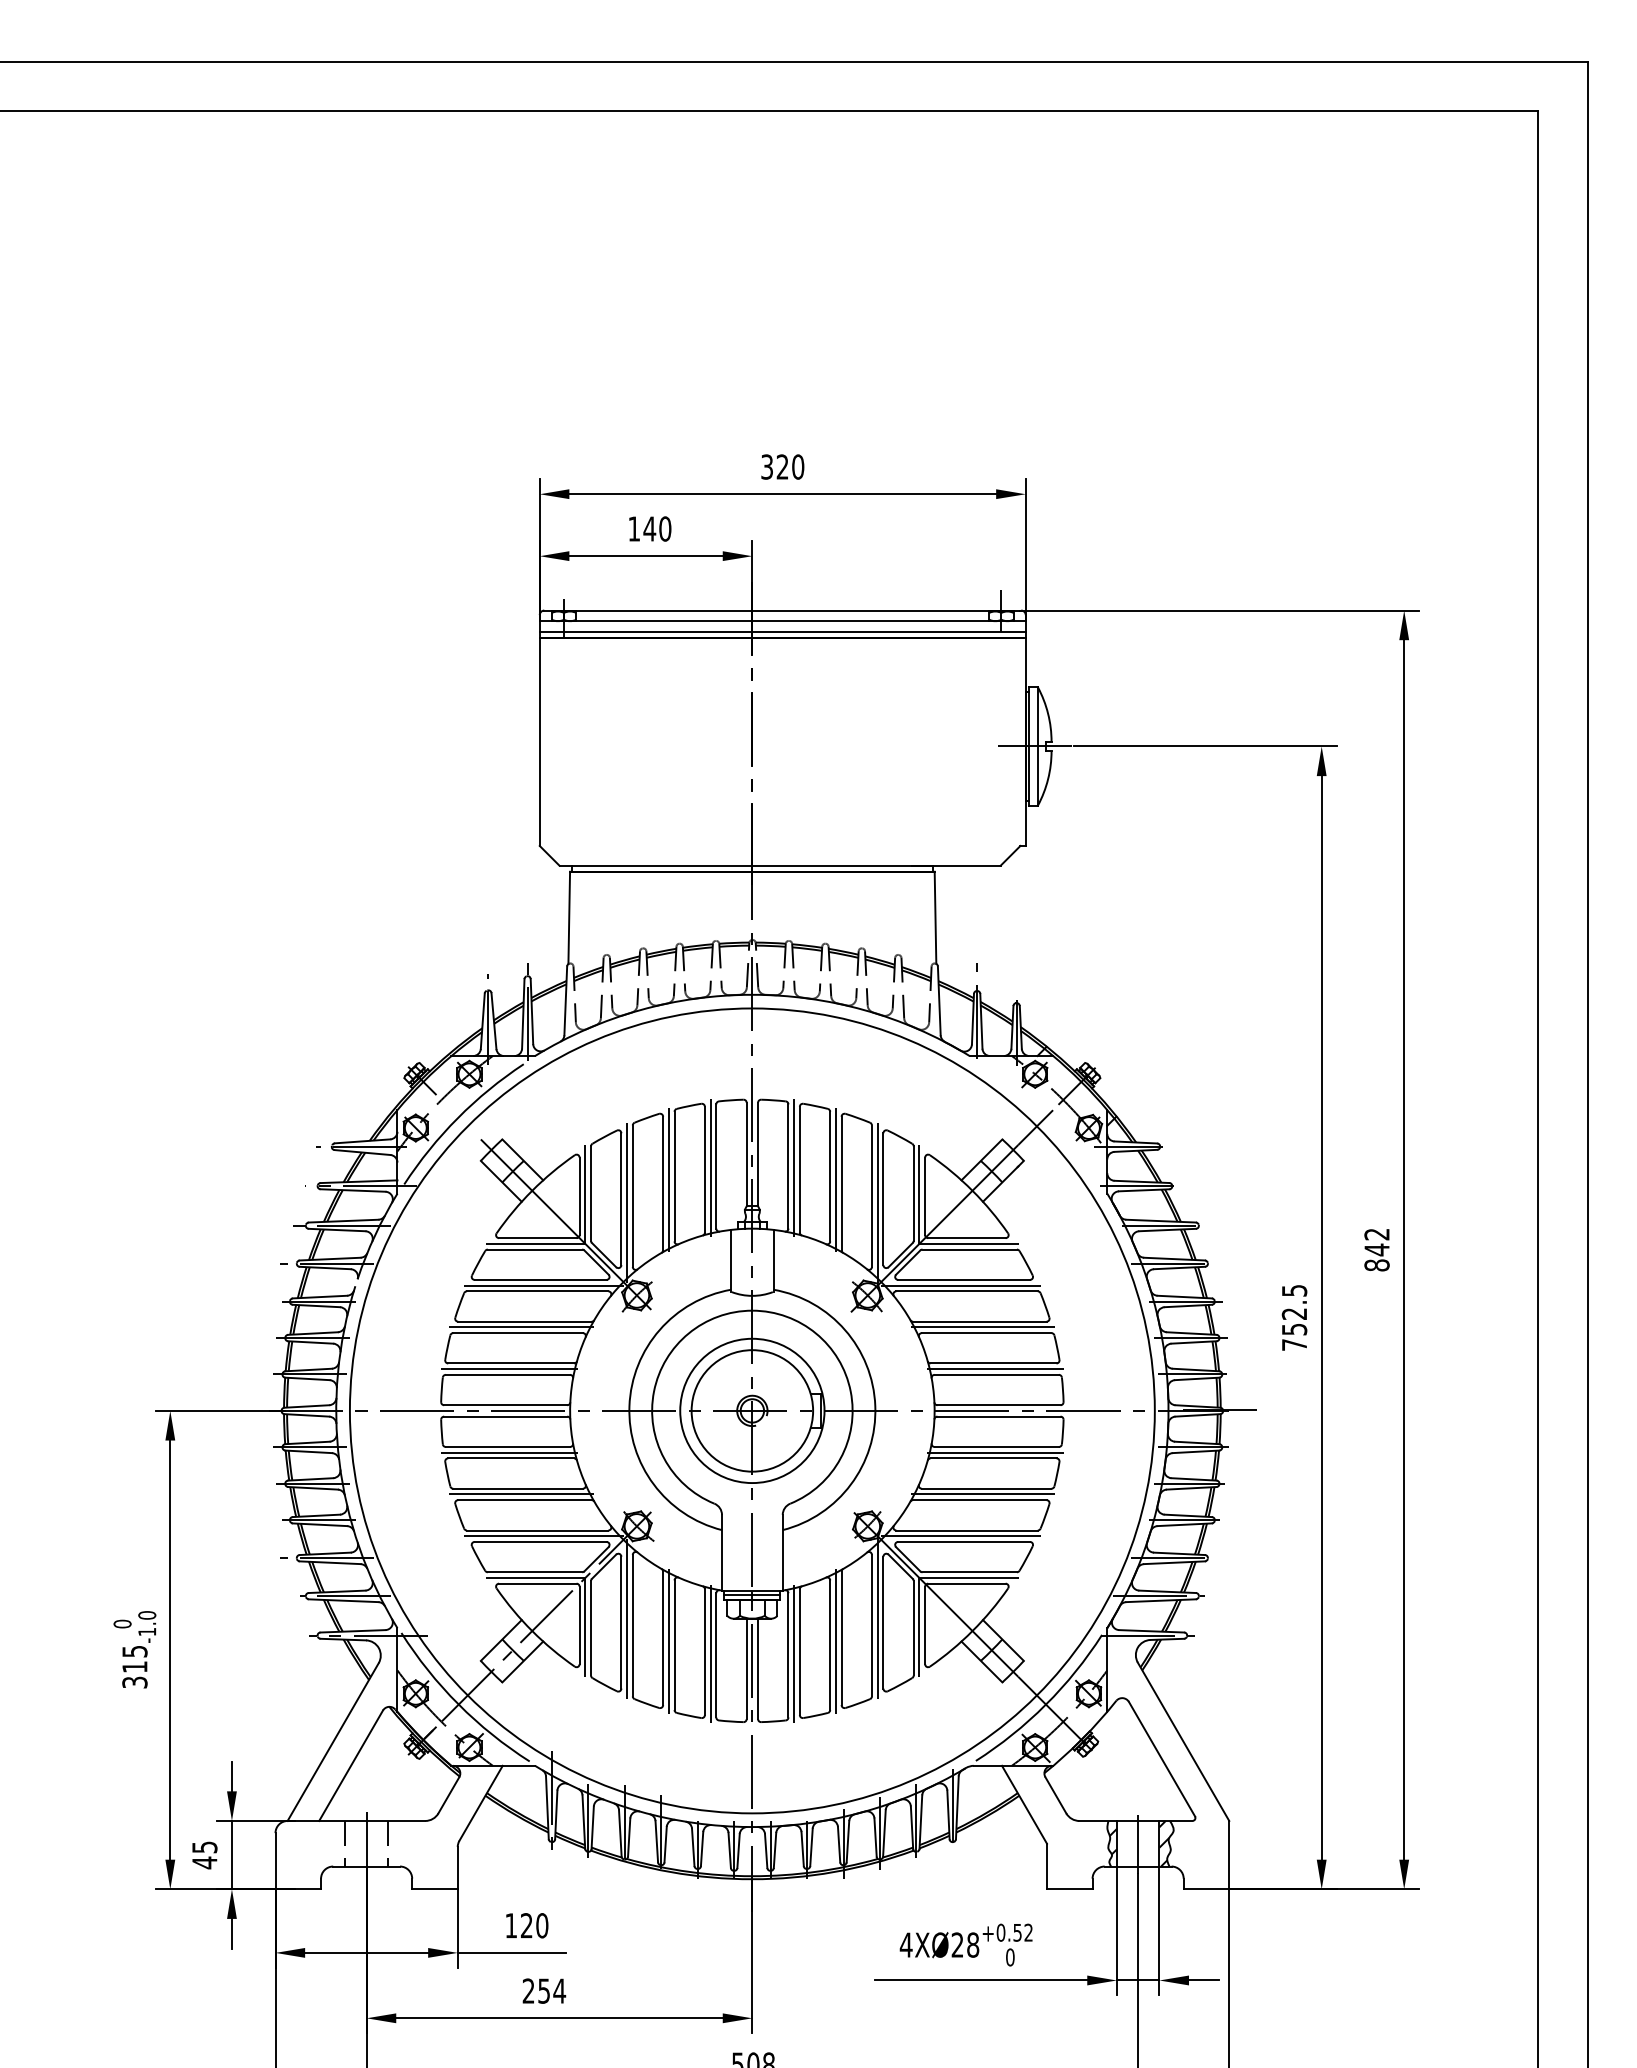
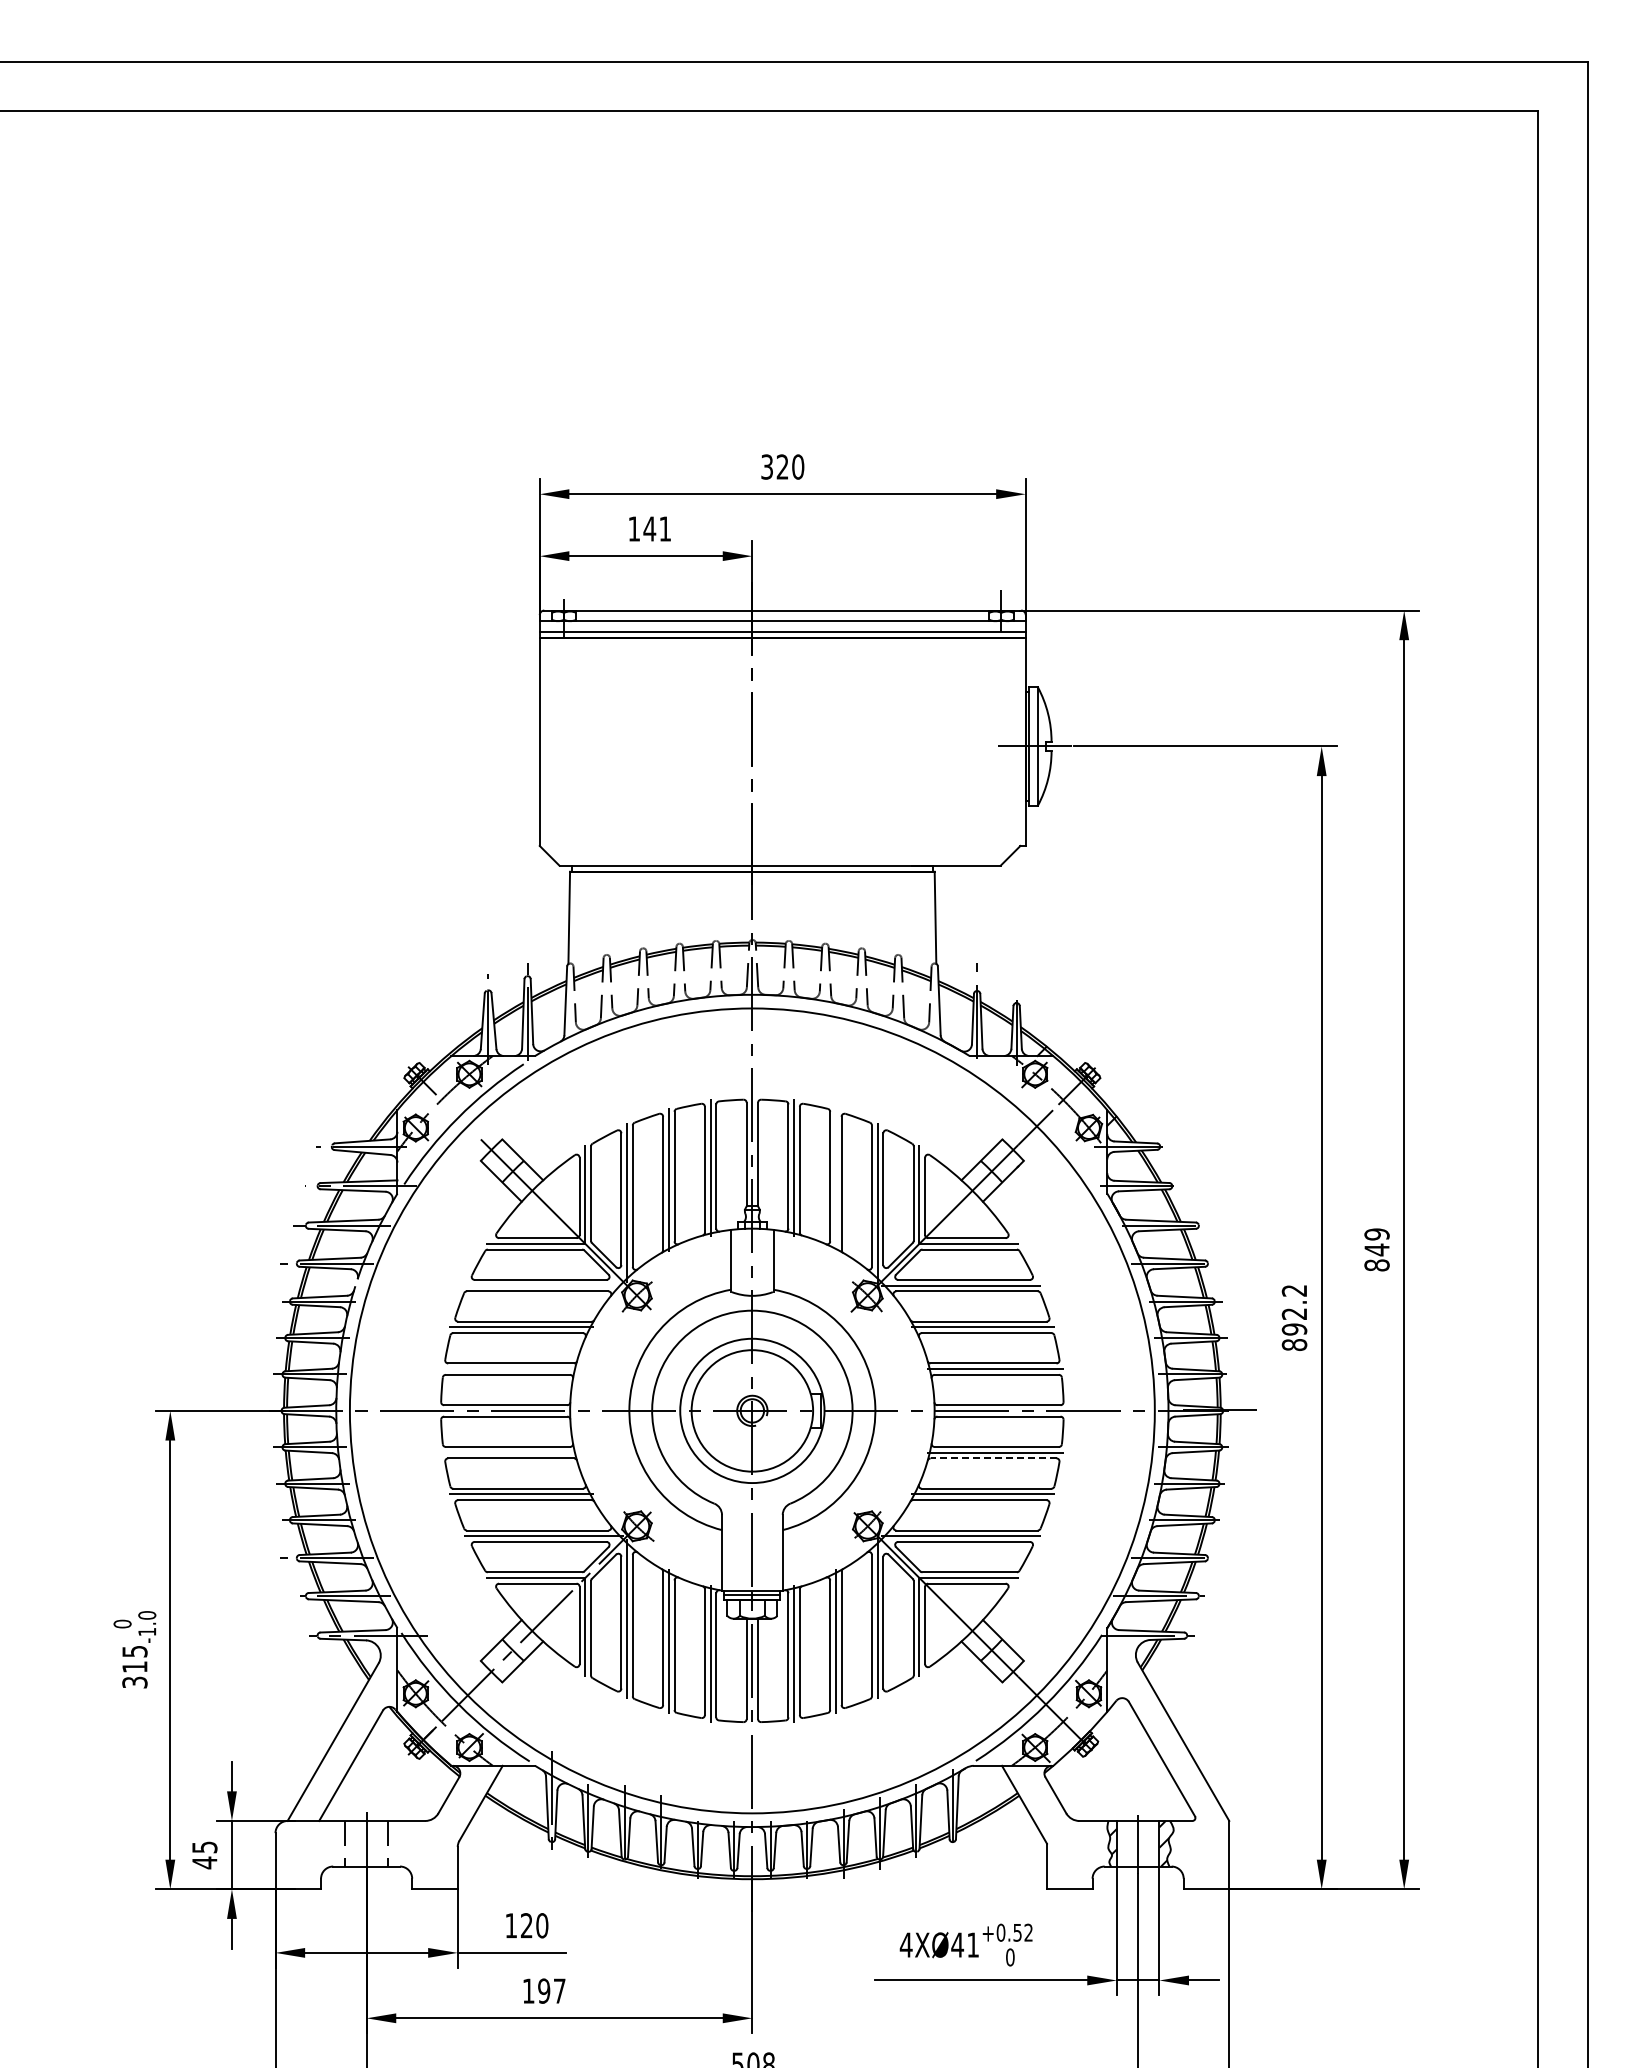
text: 140 -> 141 (665, 528)
line: present -> none (835, 1179)
text: 842 -> 849 (1376, 1234)
line: present -> none (544, 1285)
text: 752.5 -> 892.2 (1294, 1317)
line: present -> none (509, 1369)
line: present -> none (509, 1452)
line: solid -> dashed (993, 1458)
text: 4XØ28 -> 4XØ41 (965, 1944)
text: 254 -> 197 (544, 1990)
